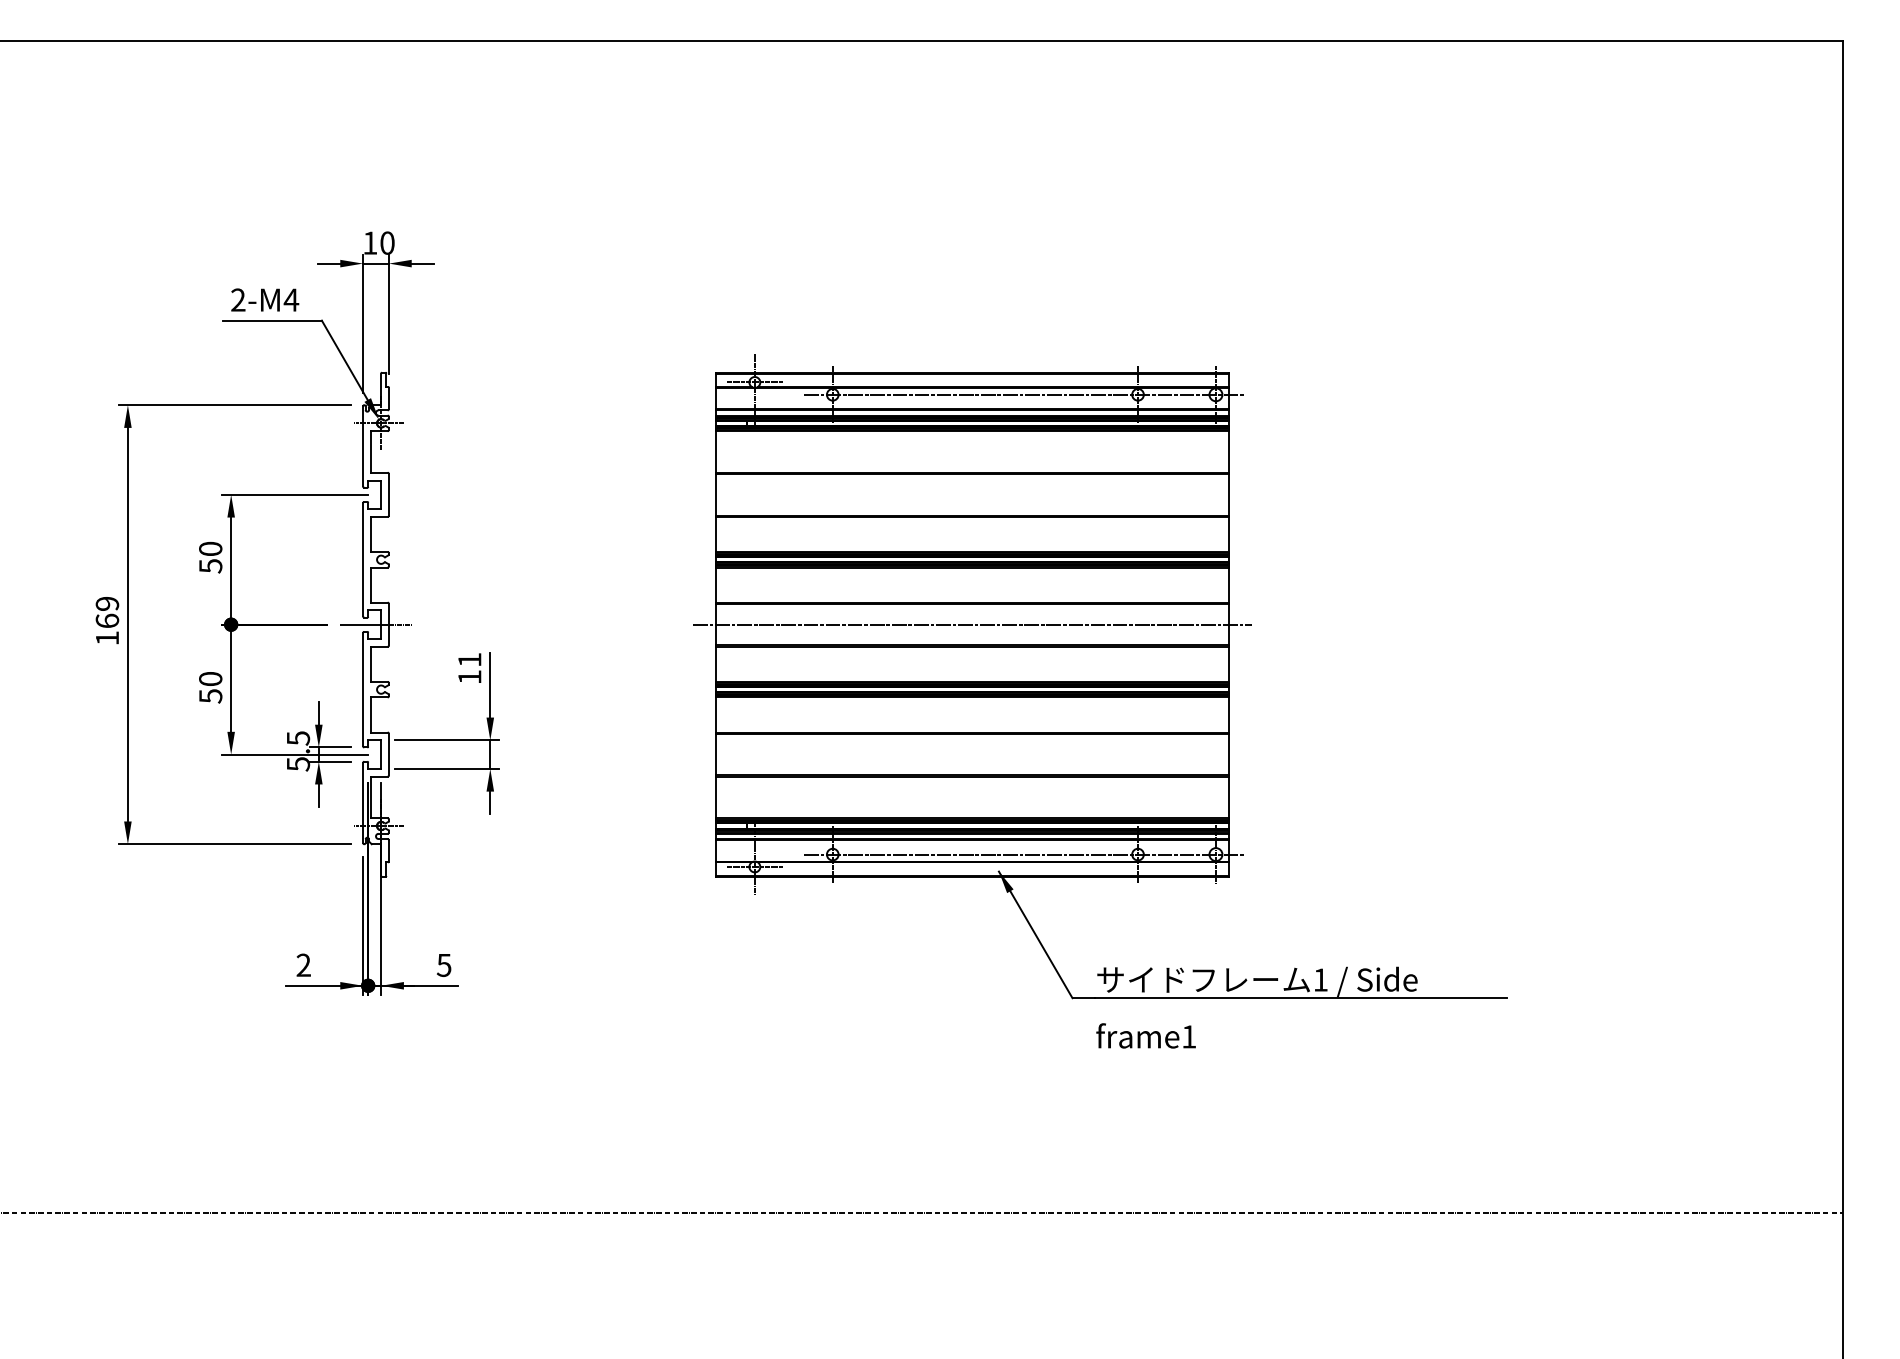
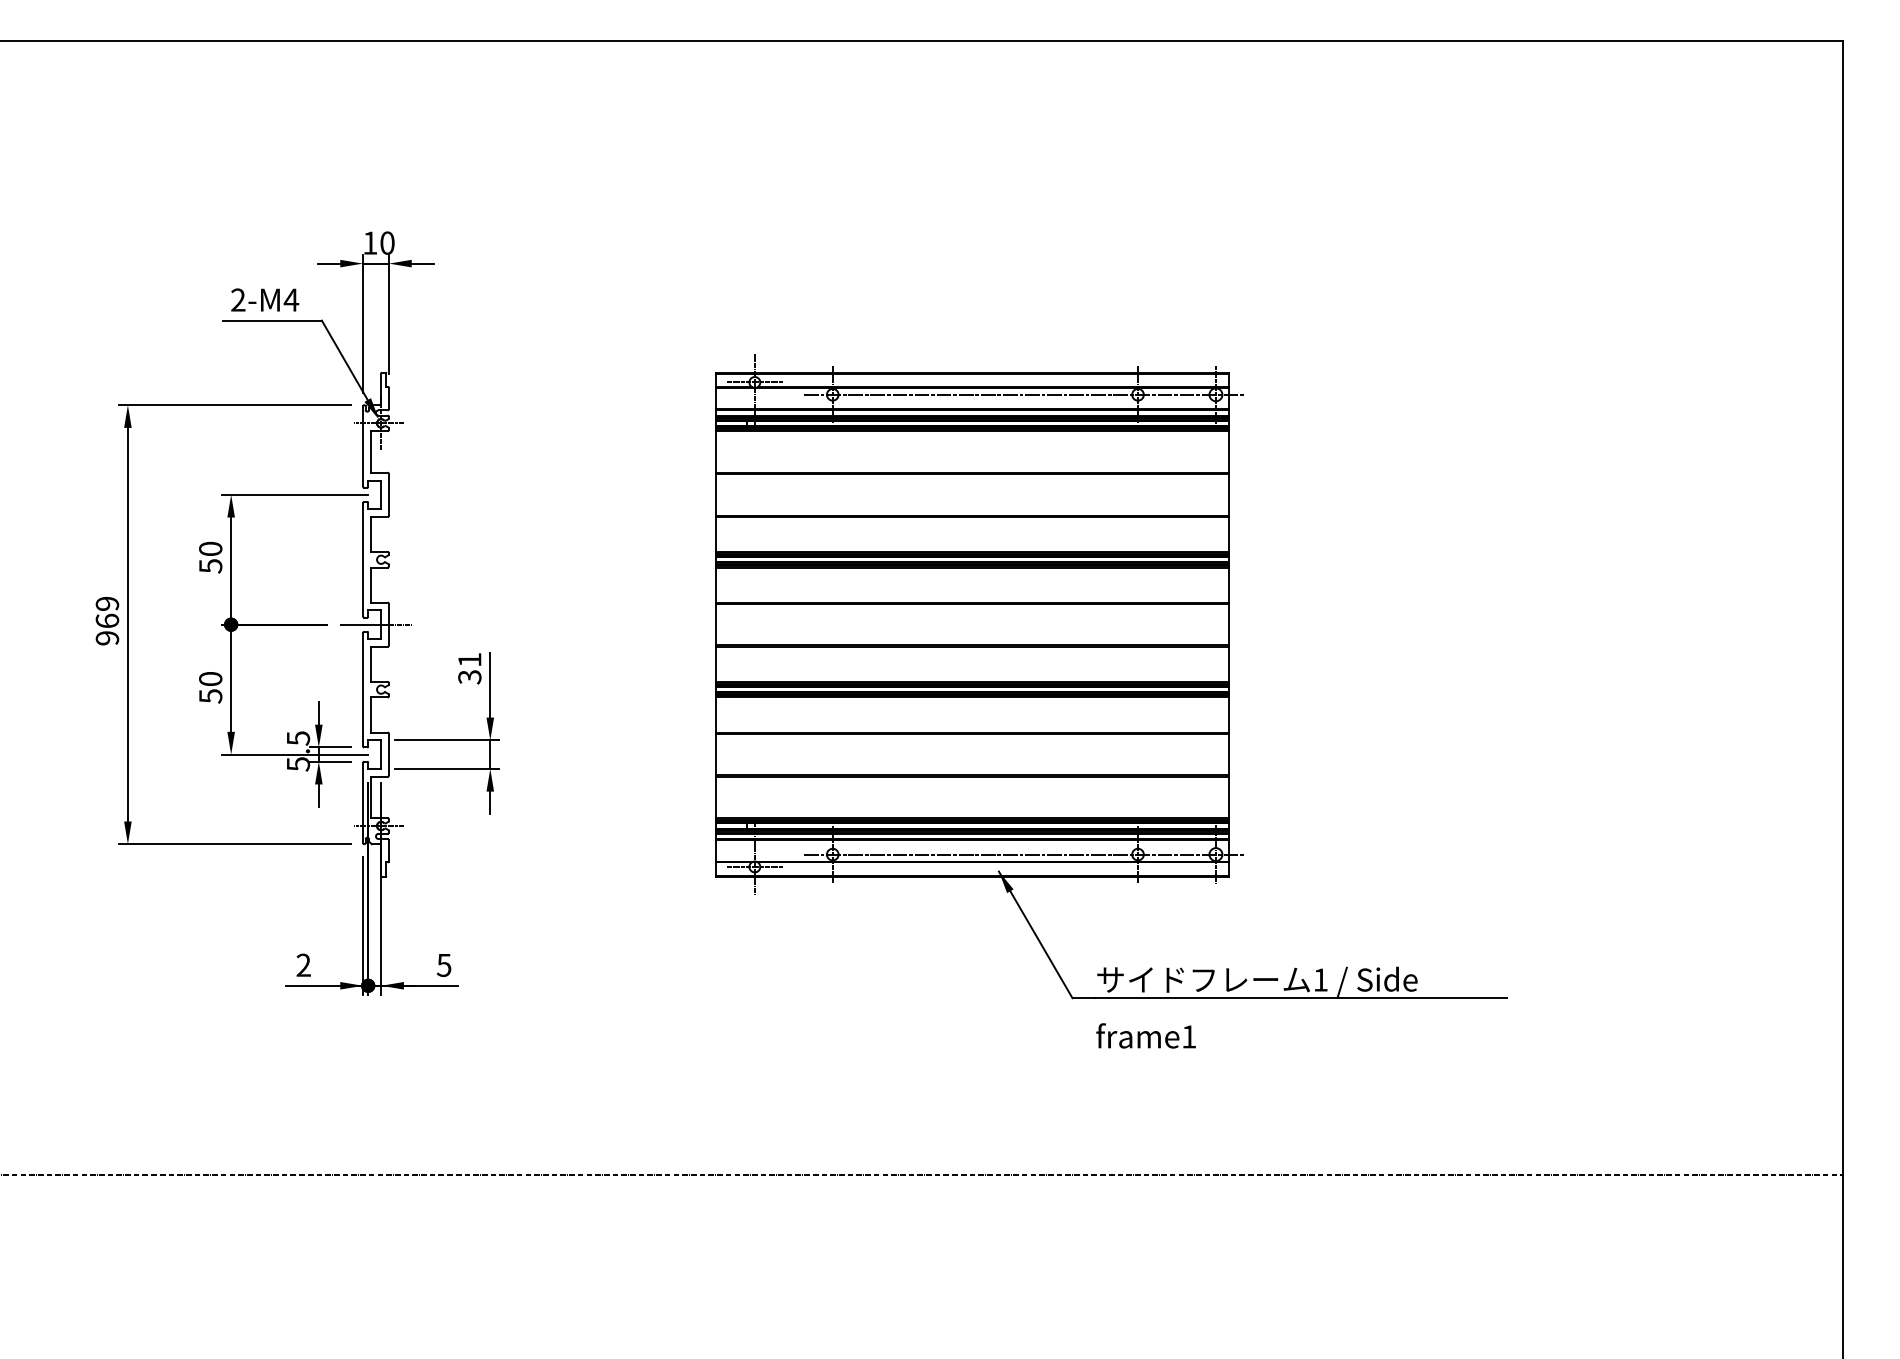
line: present -> none (972, 624)
text: 169 -> 969 (107, 638)
text: 11 -> 31 (469, 677)
line position: (922, 1213) -> (922, 1175) (922, 1175)
